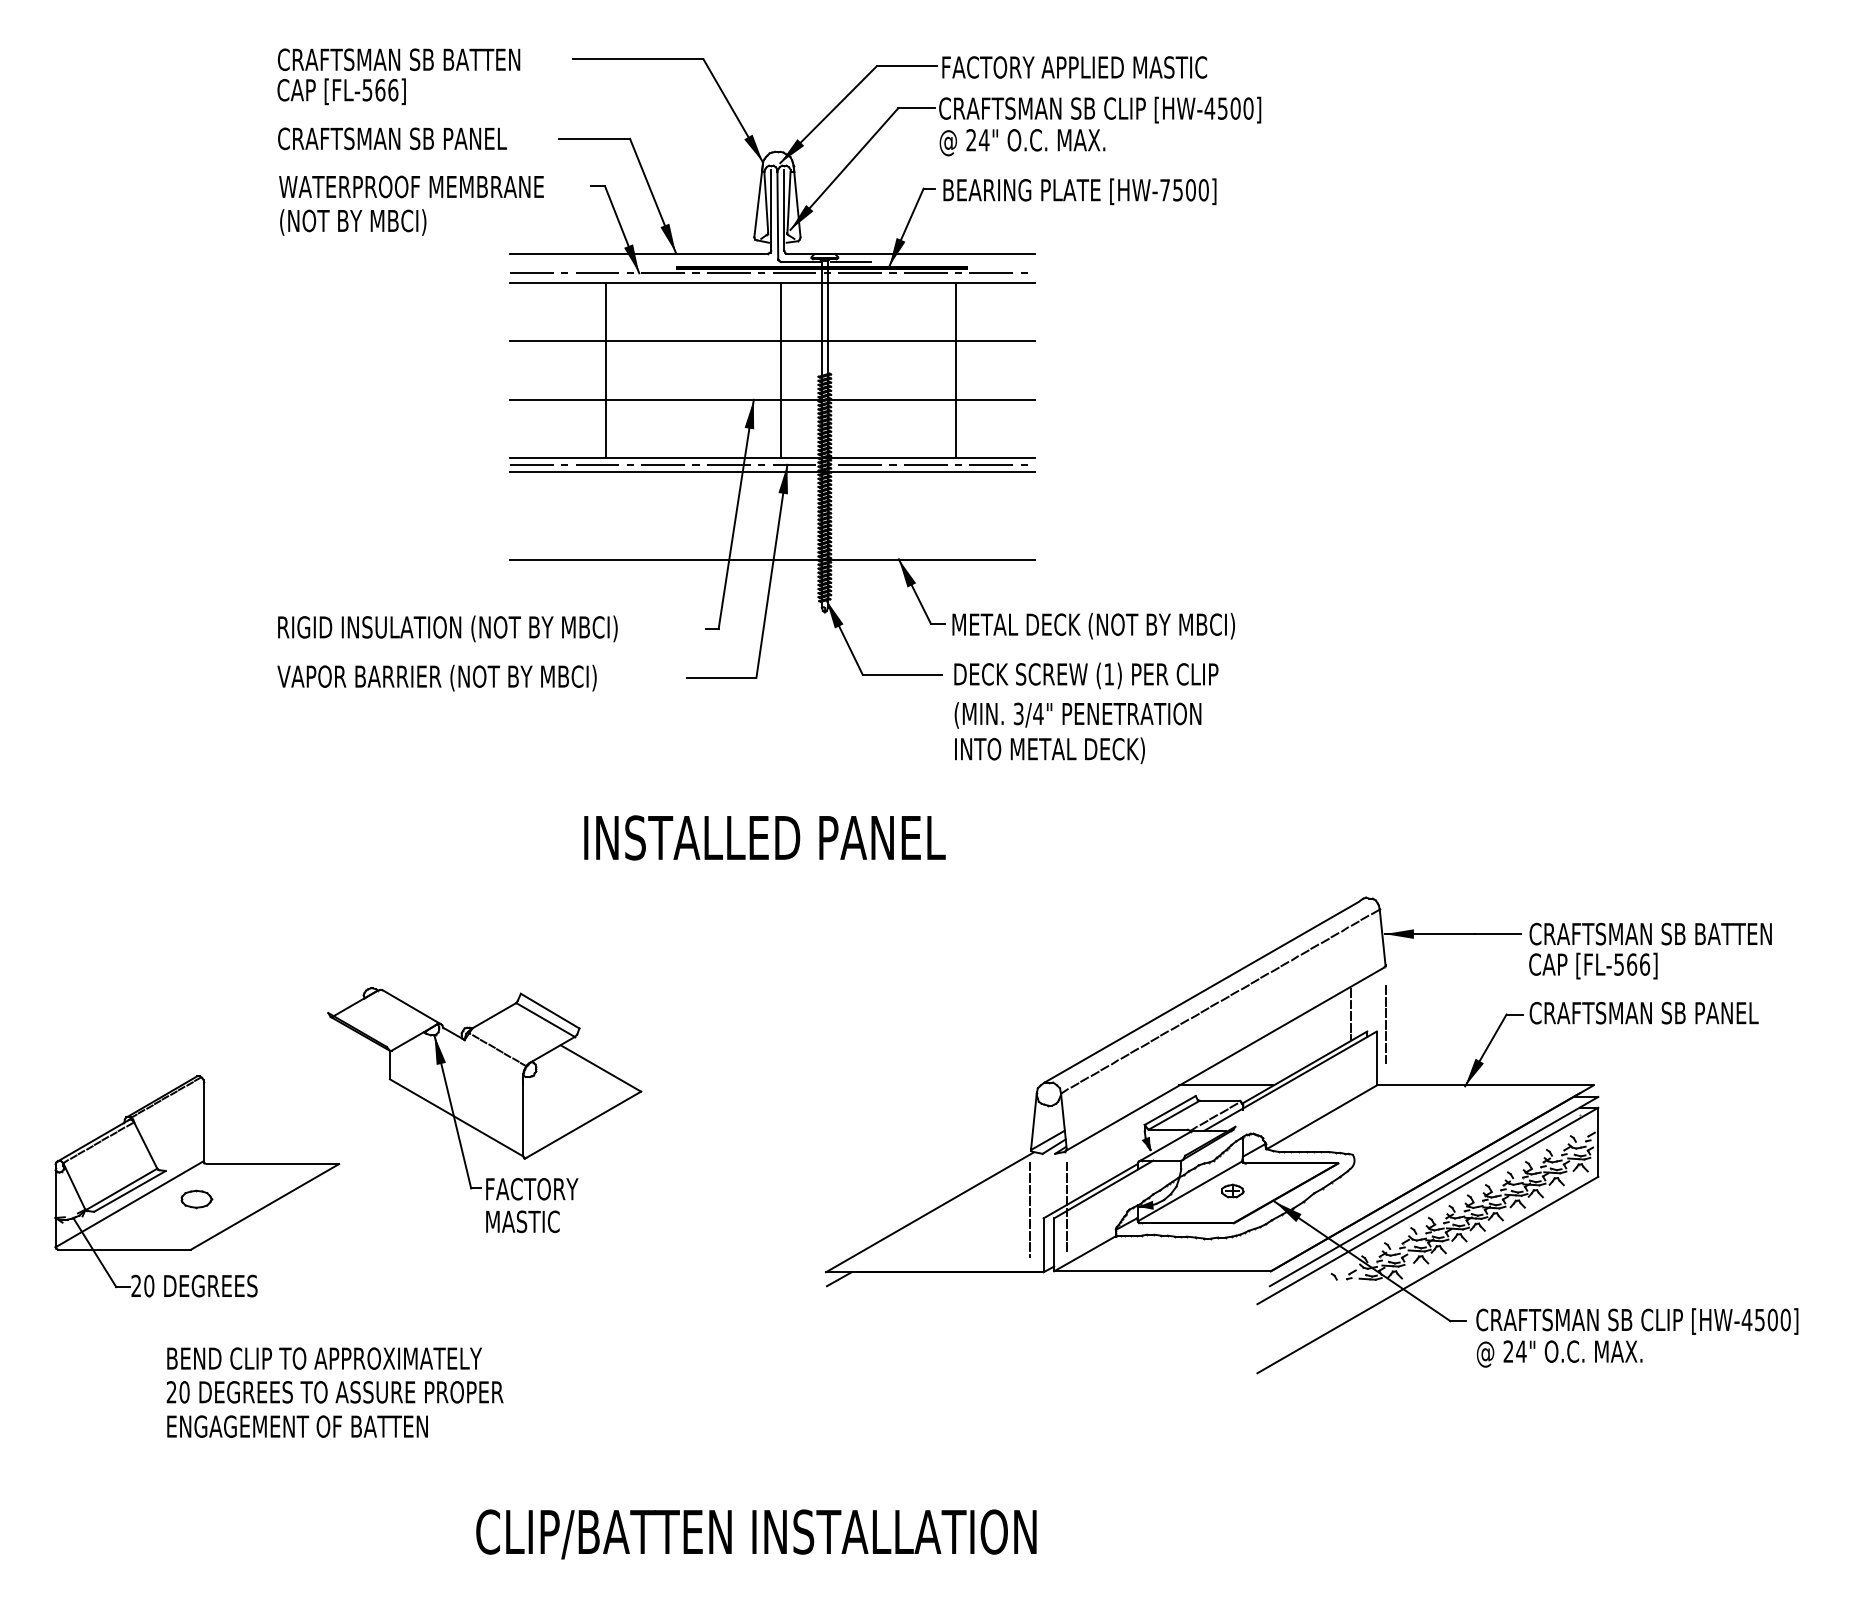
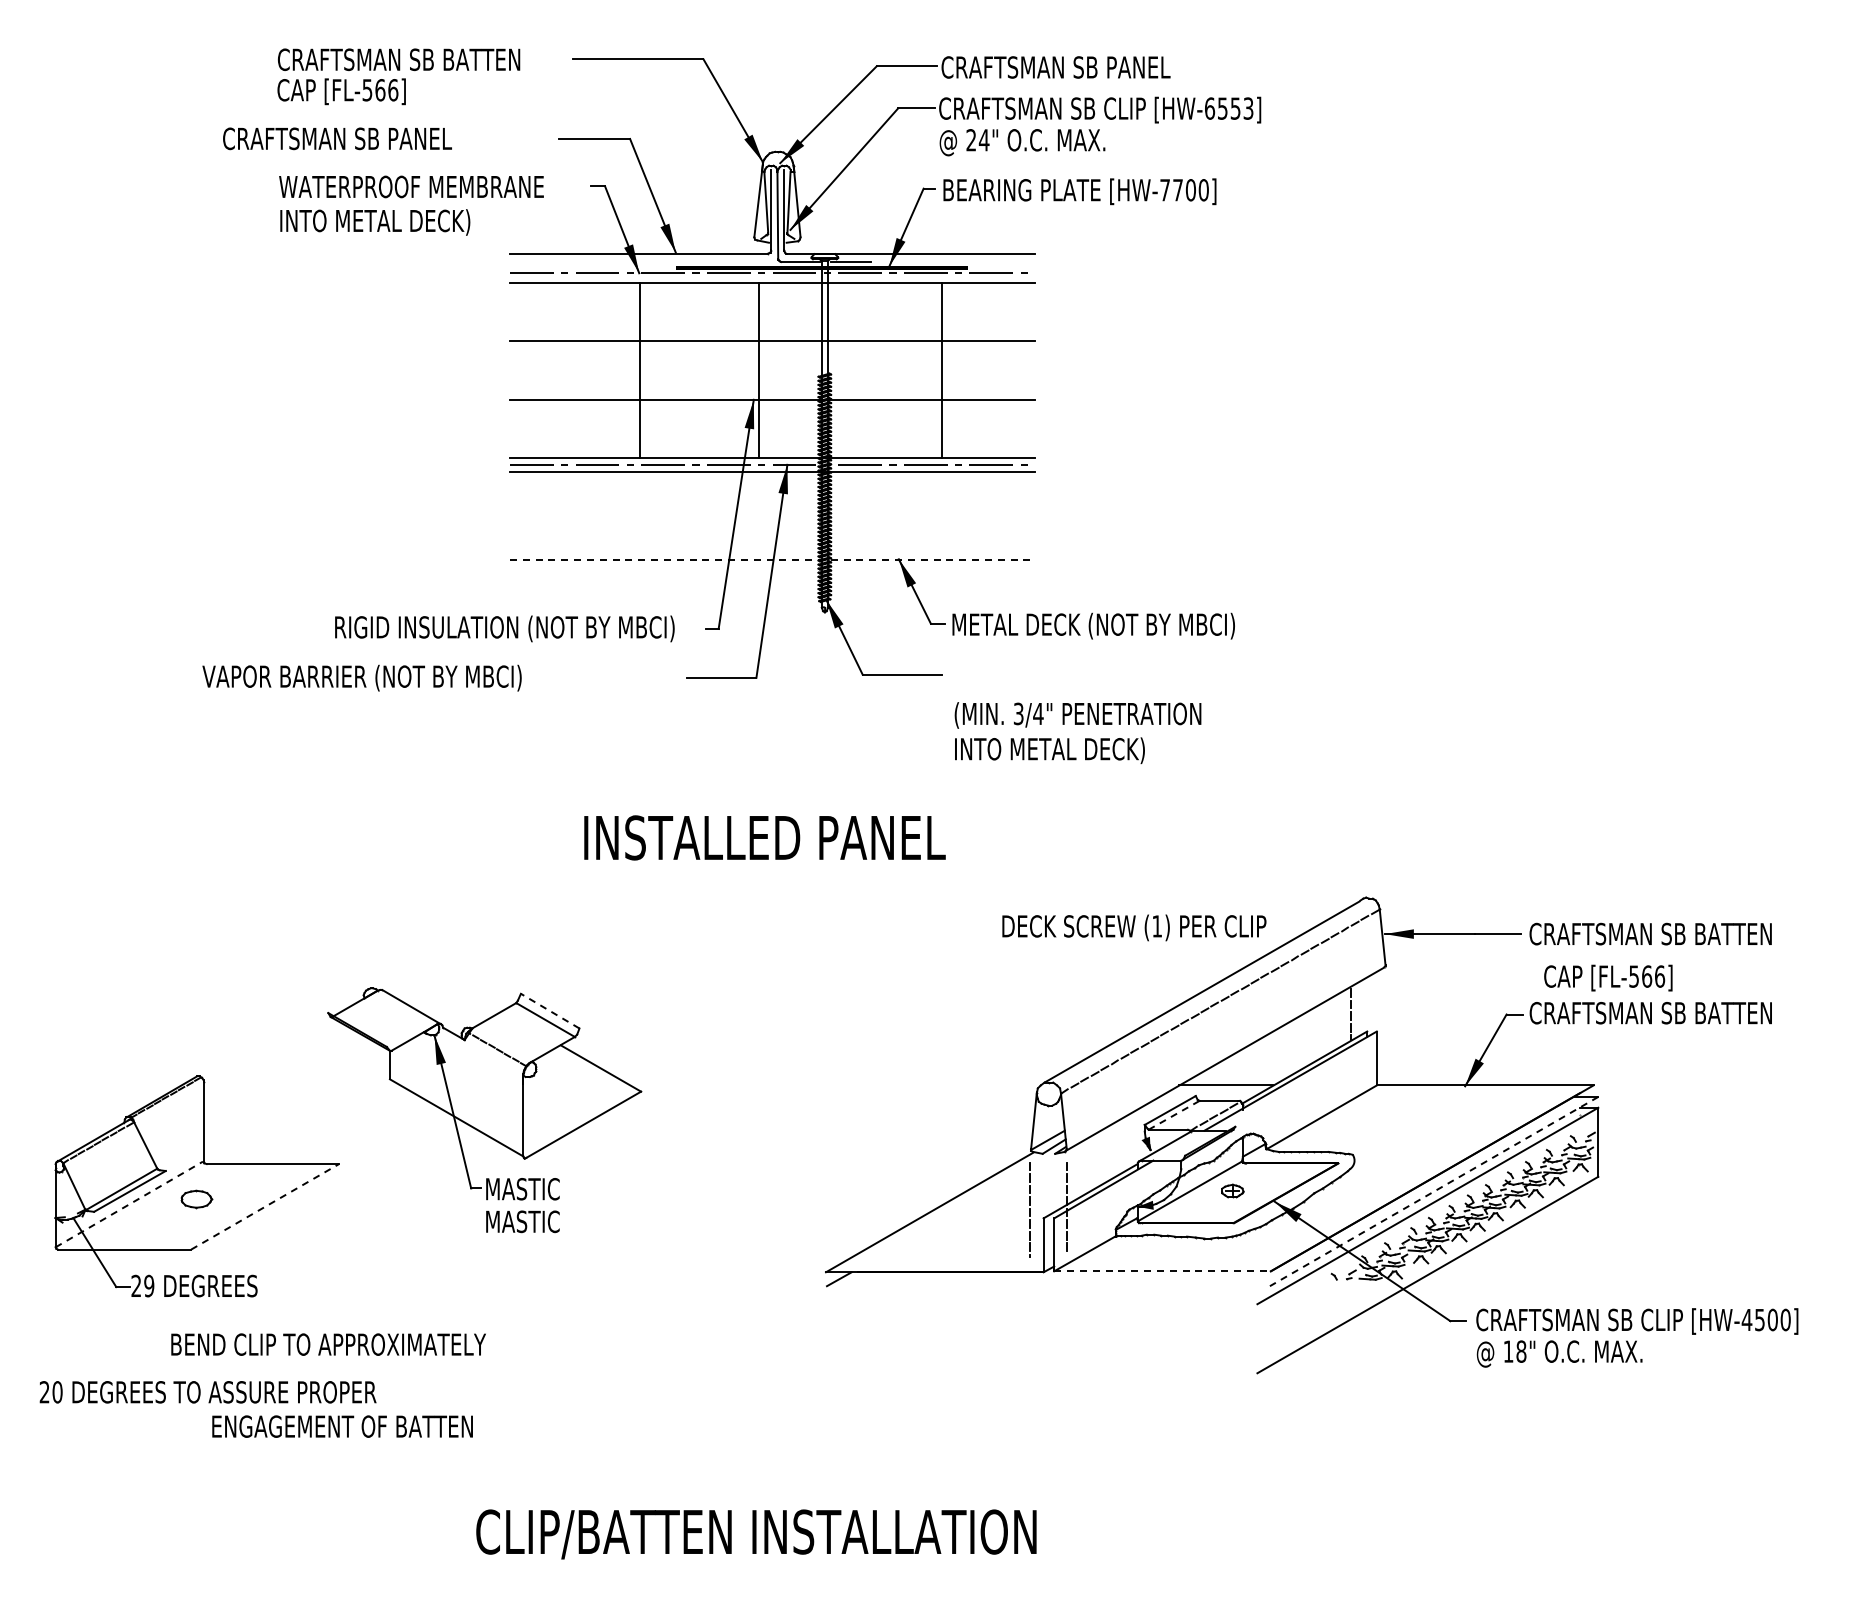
text: FACTORY APPLIED MASTIC -> CRAFTSMAN SB PANEL (1074, 67)
text: [HW-4500] -> [HW-6553] (1228, 108)
text position: (392, 138) -> (337, 138) (337, 138)
text: [HW-7500] -> [HW-7700] (1177, 190)
text: (NOT BY MBCI) -> INTO METAL DECK) (375, 222)
line position: (606, 369) -> (640, 369) (640, 369)
line position: (781, 369) -> (759, 369) (759, 369)
line position: (956, 369) -> (942, 369) (942, 369)
line: solid -> dashed (772, 560)
text position: (447, 628) -> (504, 628) (504, 628)
text position: (1086, 675) -> (1134, 927) (1134, 927)
text position: (436, 677) -> (361, 677) (361, 677)
text position: (1593, 965) -> (1608, 977) (1608, 977)
line: solid -> dashed (549, 1010)
text: CRAFTSMAN SB PANEL -> CRAFTSMAN SB BATTEN (1734, 1013)
line: present -> none (1385, 1024)
line: solid -> dashed (1174, 1115)
text: FACTORY -> MASTIC (533, 1189)
line: solid -> dashed (1434, 1191)
line: solid -> dashed (129, 1204)
line: solid -> dashed (265, 1206)
line: solid -> dashed (1163, 1271)
text: 20 -> 29 (149, 1286)
text: 24" -> 18" (1514, 1351)
text position: (324, 1358) -> (328, 1344) (328, 1344)
text position: (334, 1392) -> (207, 1392) (207, 1392)
text position: (297, 1426) -> (342, 1426) (342, 1426)
